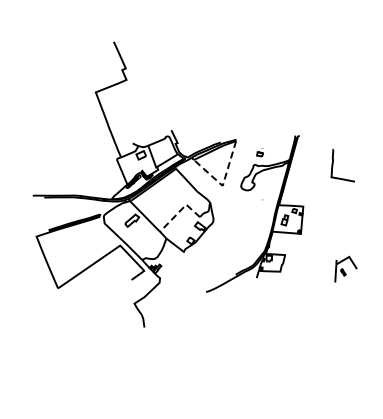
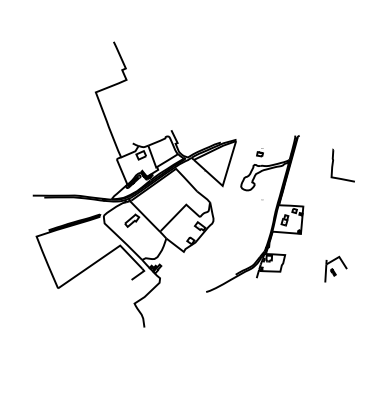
line: dashed -> solid (223, 183)
line: dashed -> solid (180, 211)
part position: (345, 268) -> (335, 268) (335, 268)
